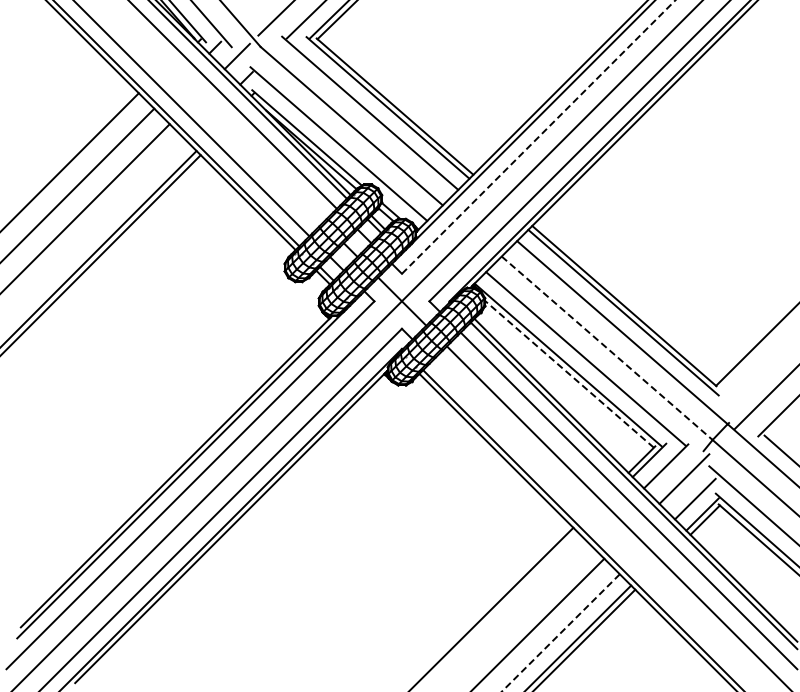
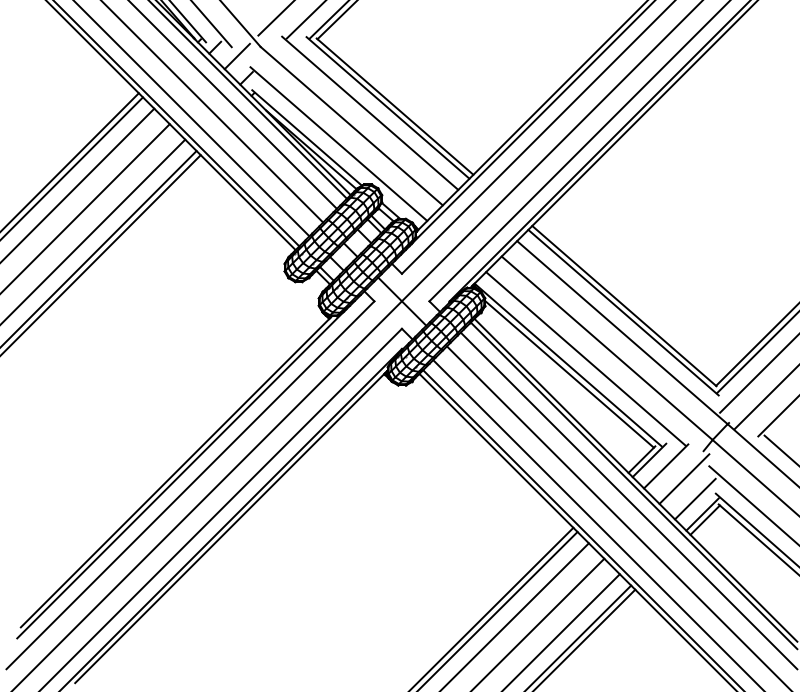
line: none -> present (213, 112)
line: dashed -> solid (539, 136)
line: none -> present (72, 167)
line: none -> present (93, 231)
line: dashed -> solid (607, 348)
line: none -> present (756, 353)
line: dashed -> solid (569, 374)
line: none -> present (758, 374)
line: none -> present (597, 524)
line: none -> present (498, 610)
line: none -> present (515, 615)
line: dashed -> solid (560, 633)
